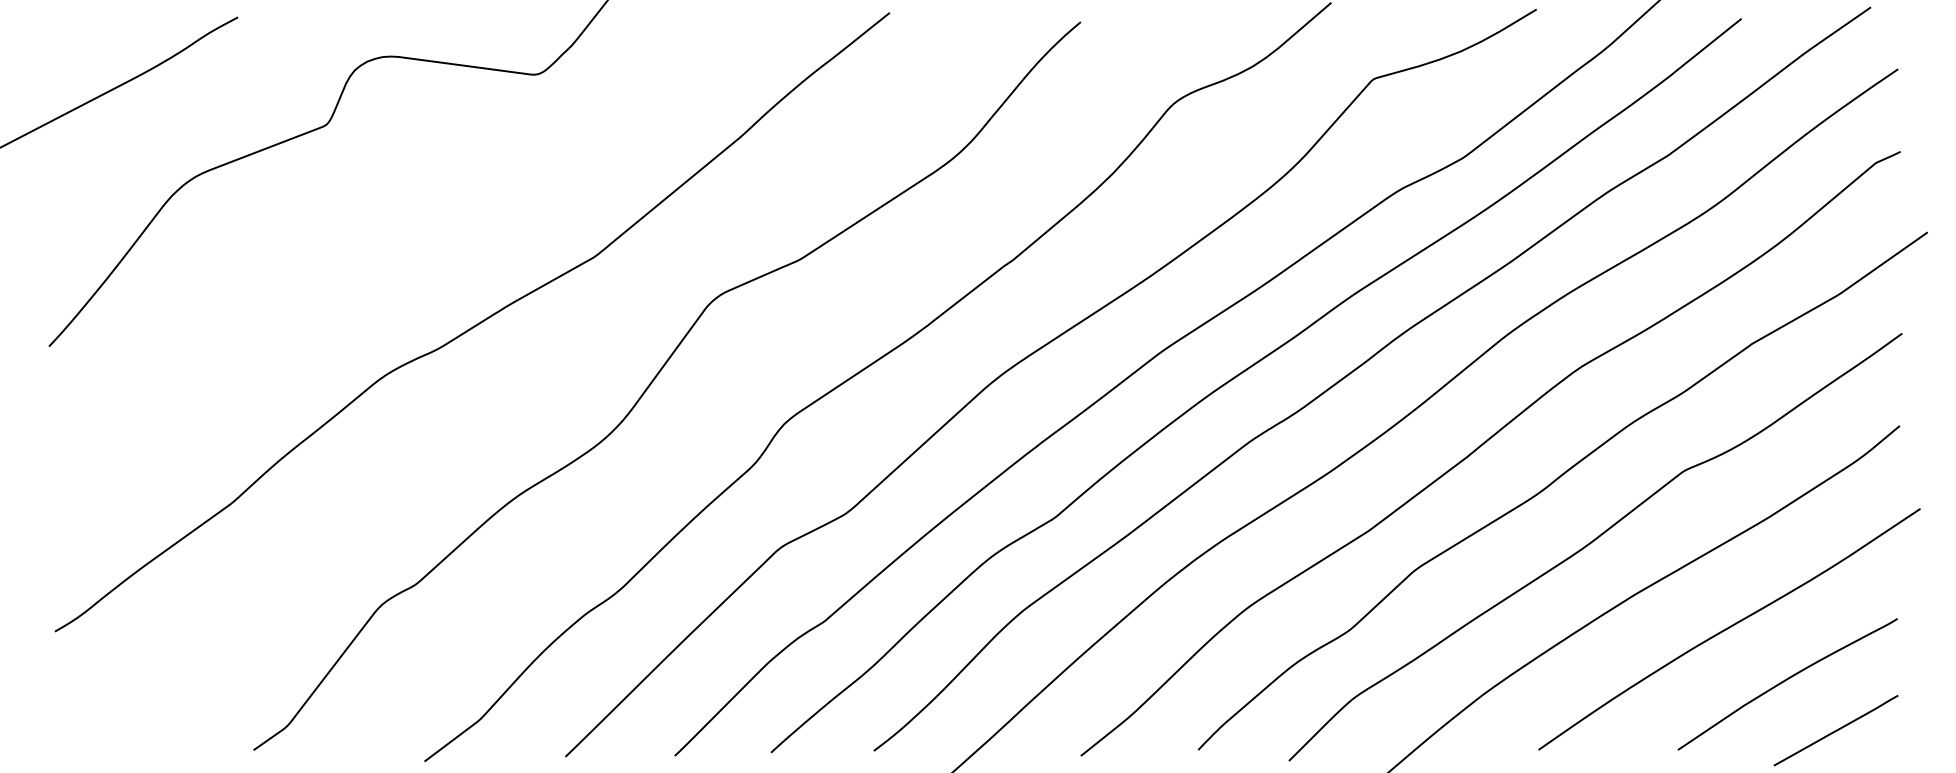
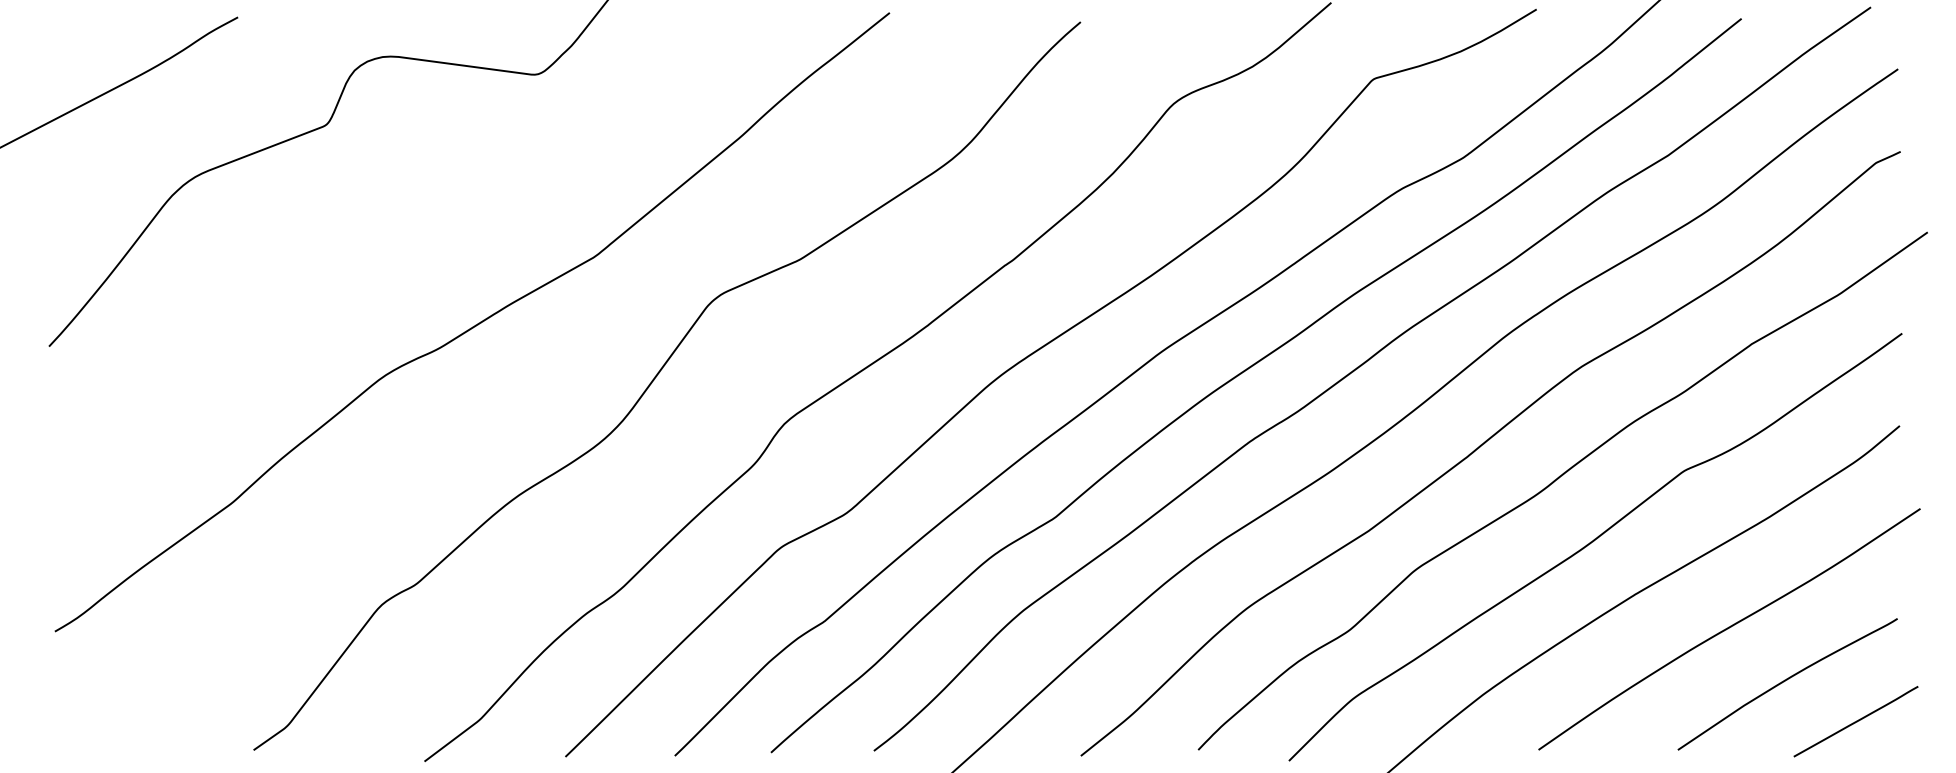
line position: (1835, 730) -> (1855, 721) (1855, 721)
